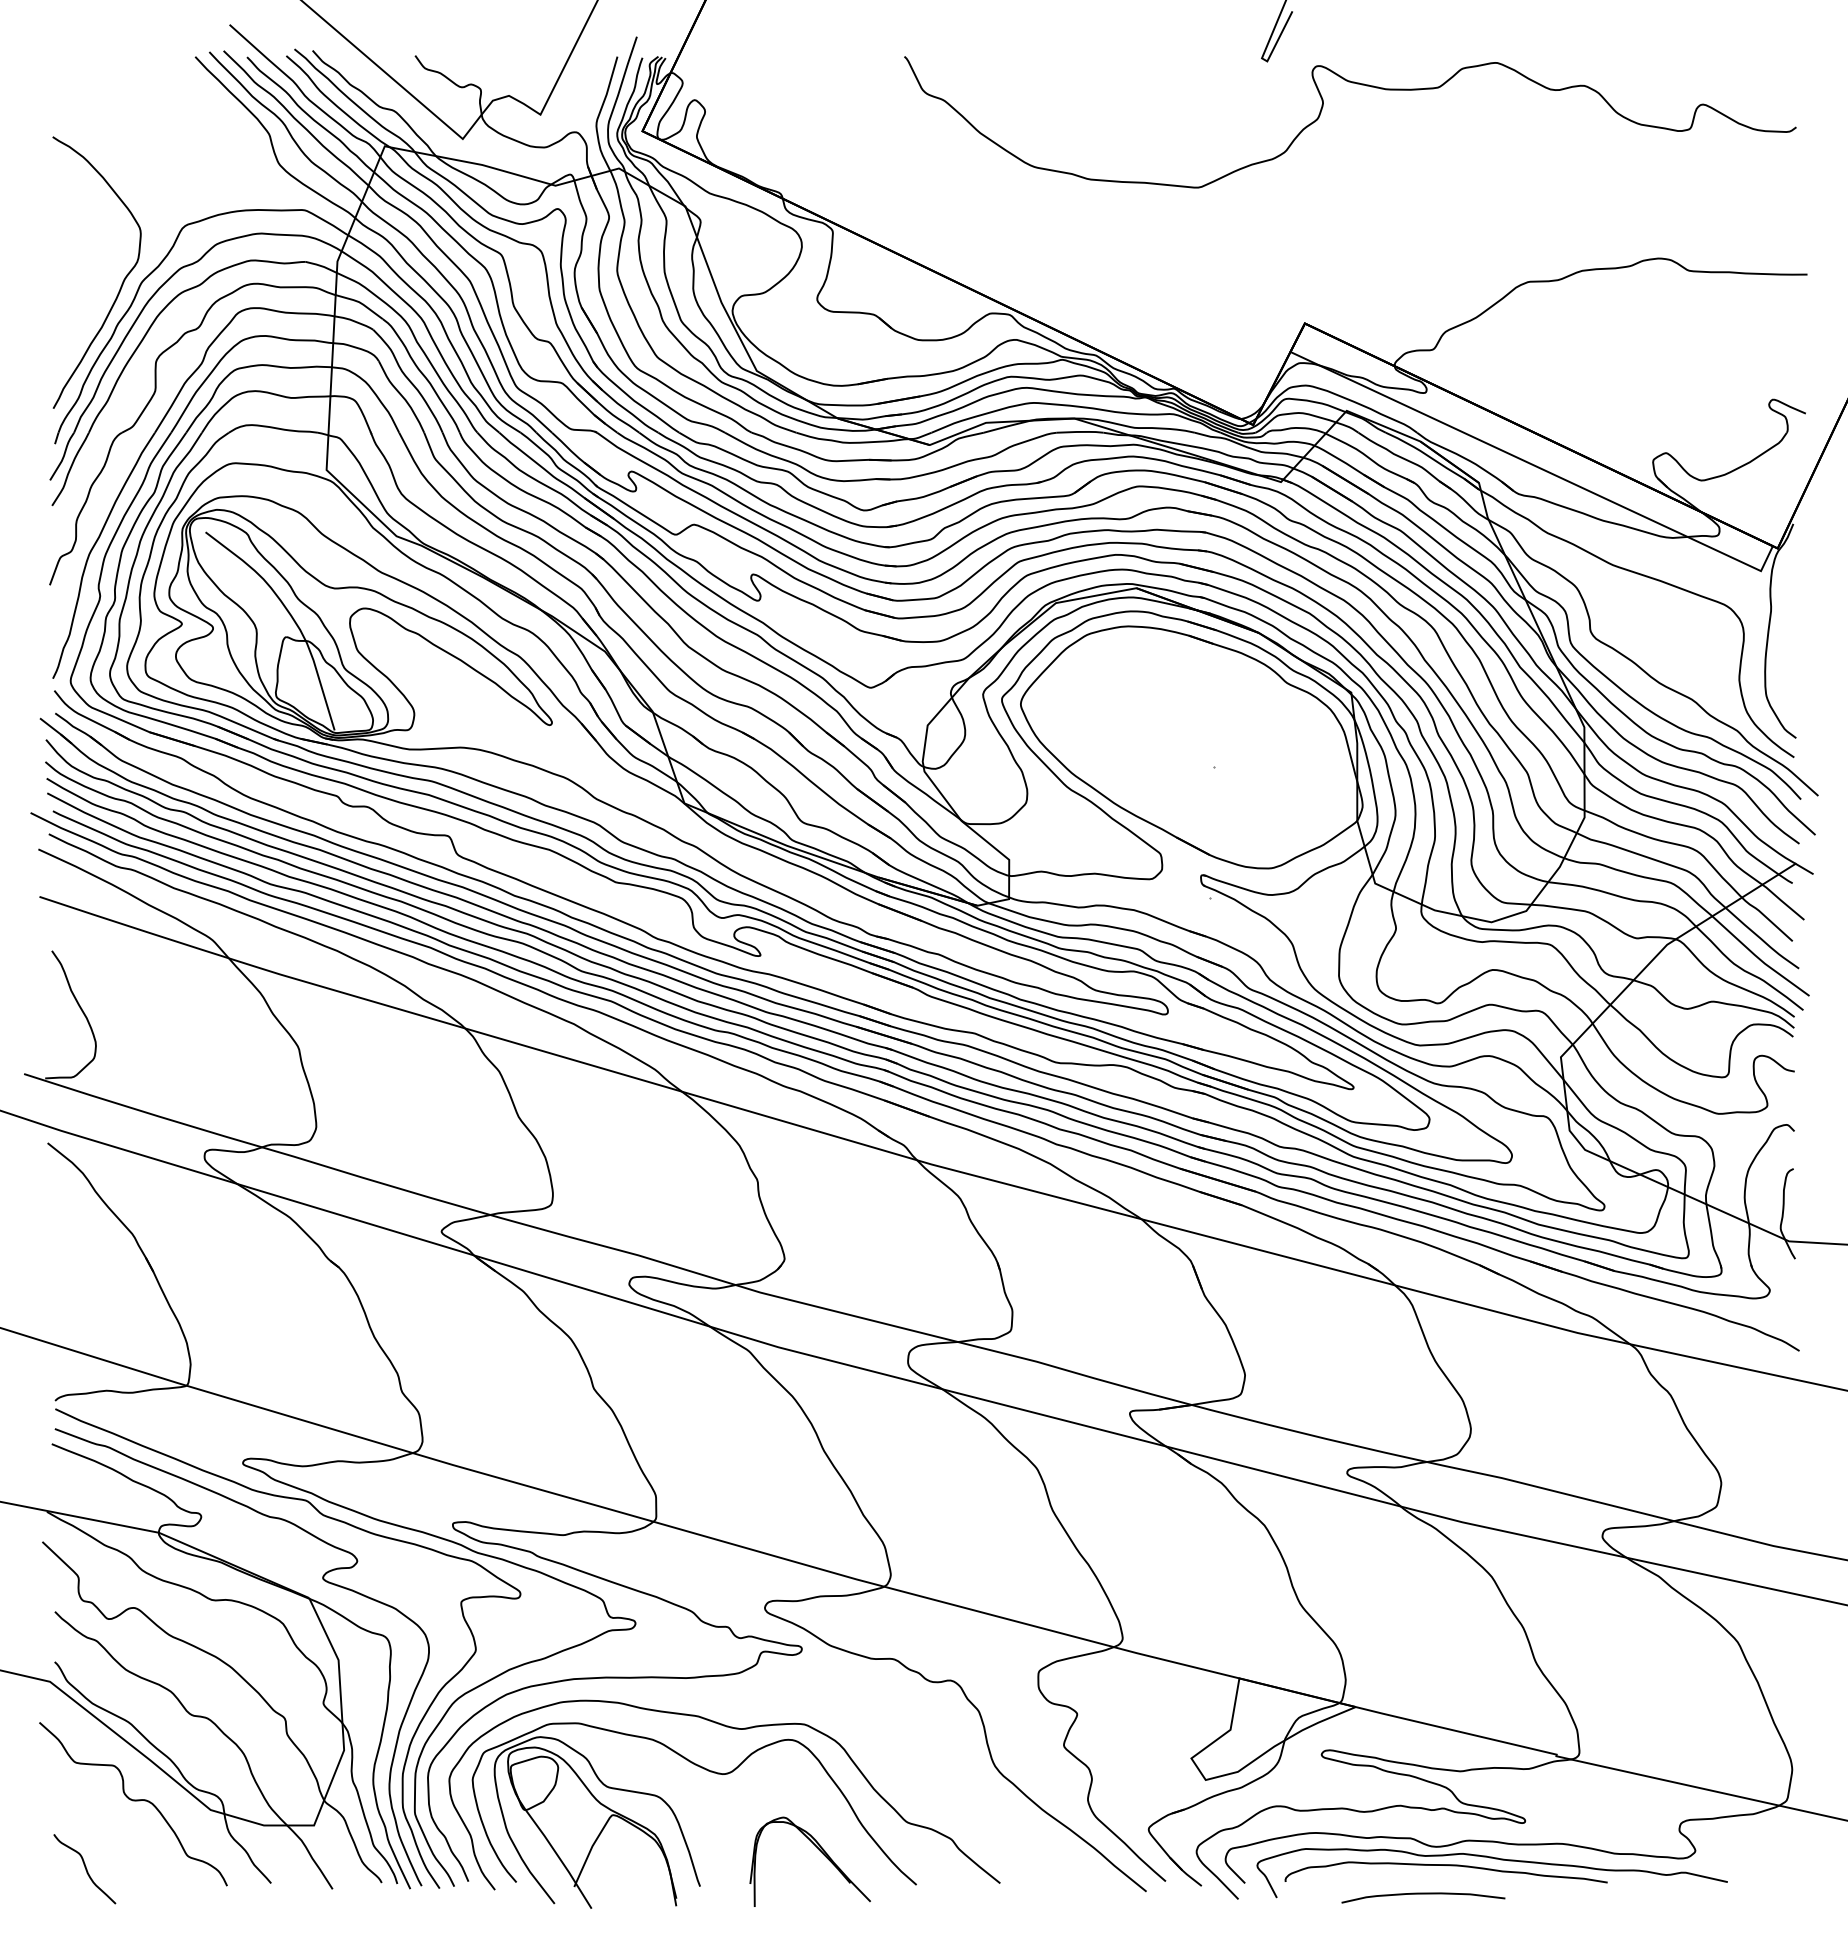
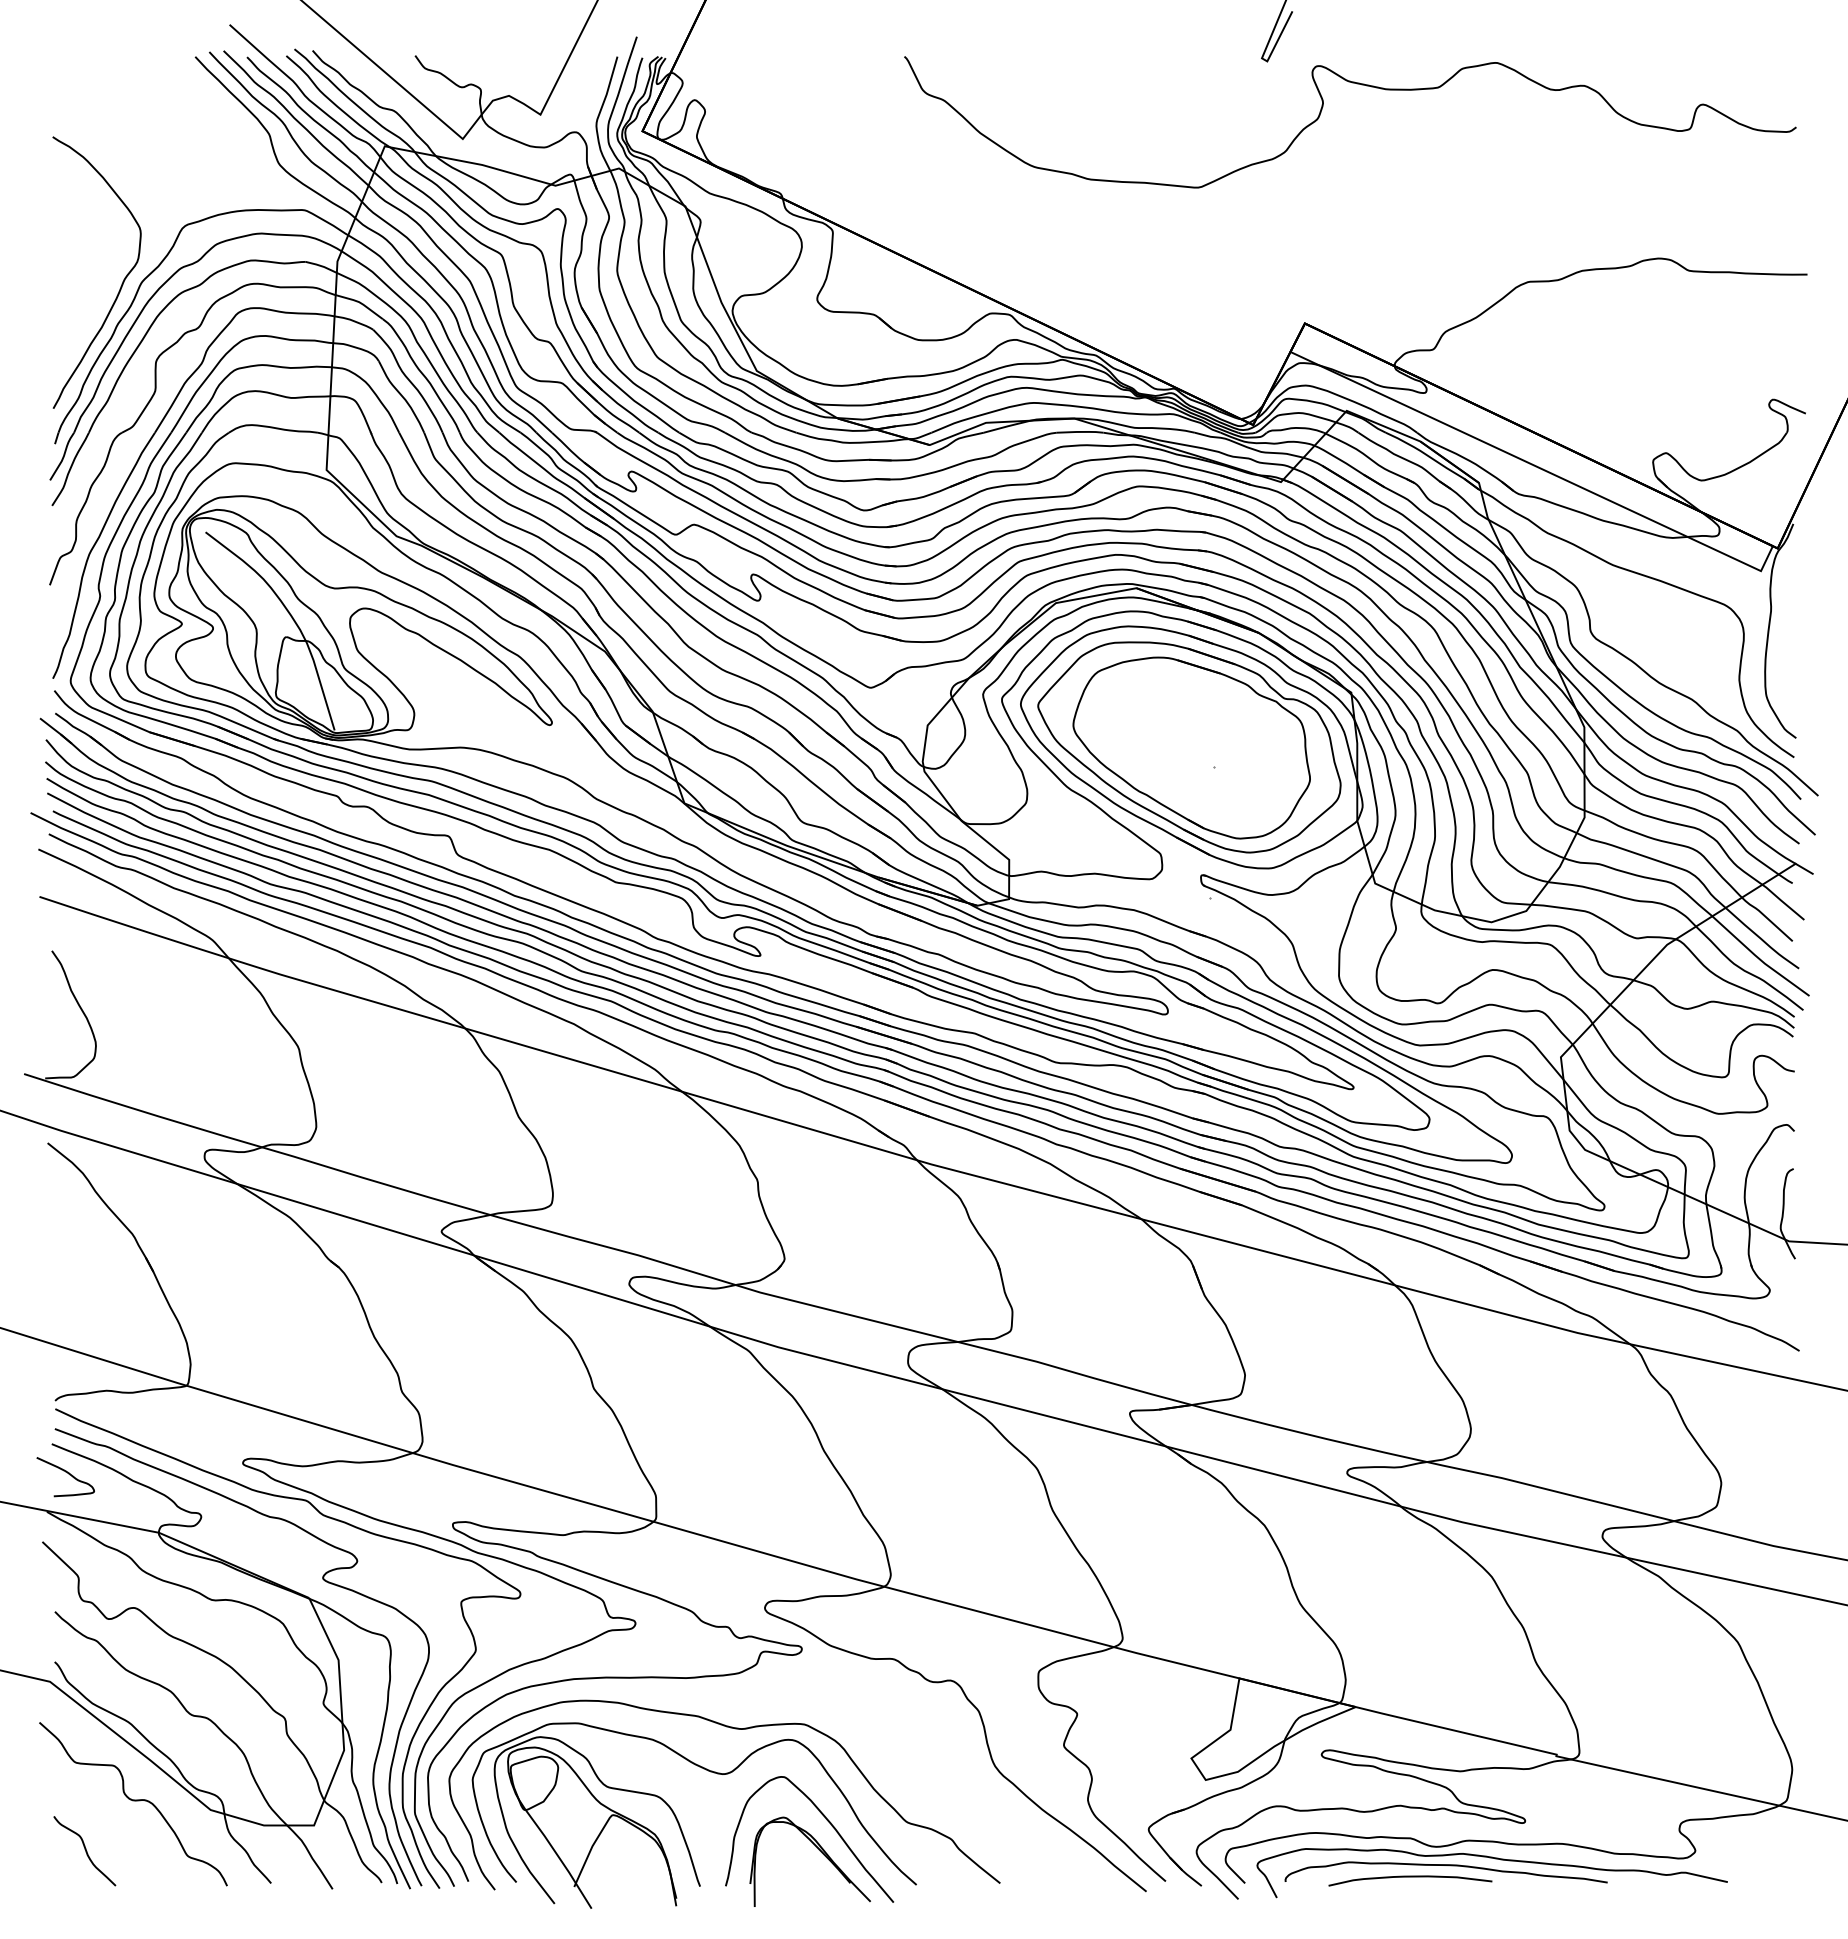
part: none -> present (1189, 747)
curve: none -> present (68, 1474)
curve: none -> present (827, 1821)
curve position: (85, 1869) -> (85, 1851) (85, 1851)
curve position: (1423, 1894) -> (1410, 1877) (1410, 1877)
